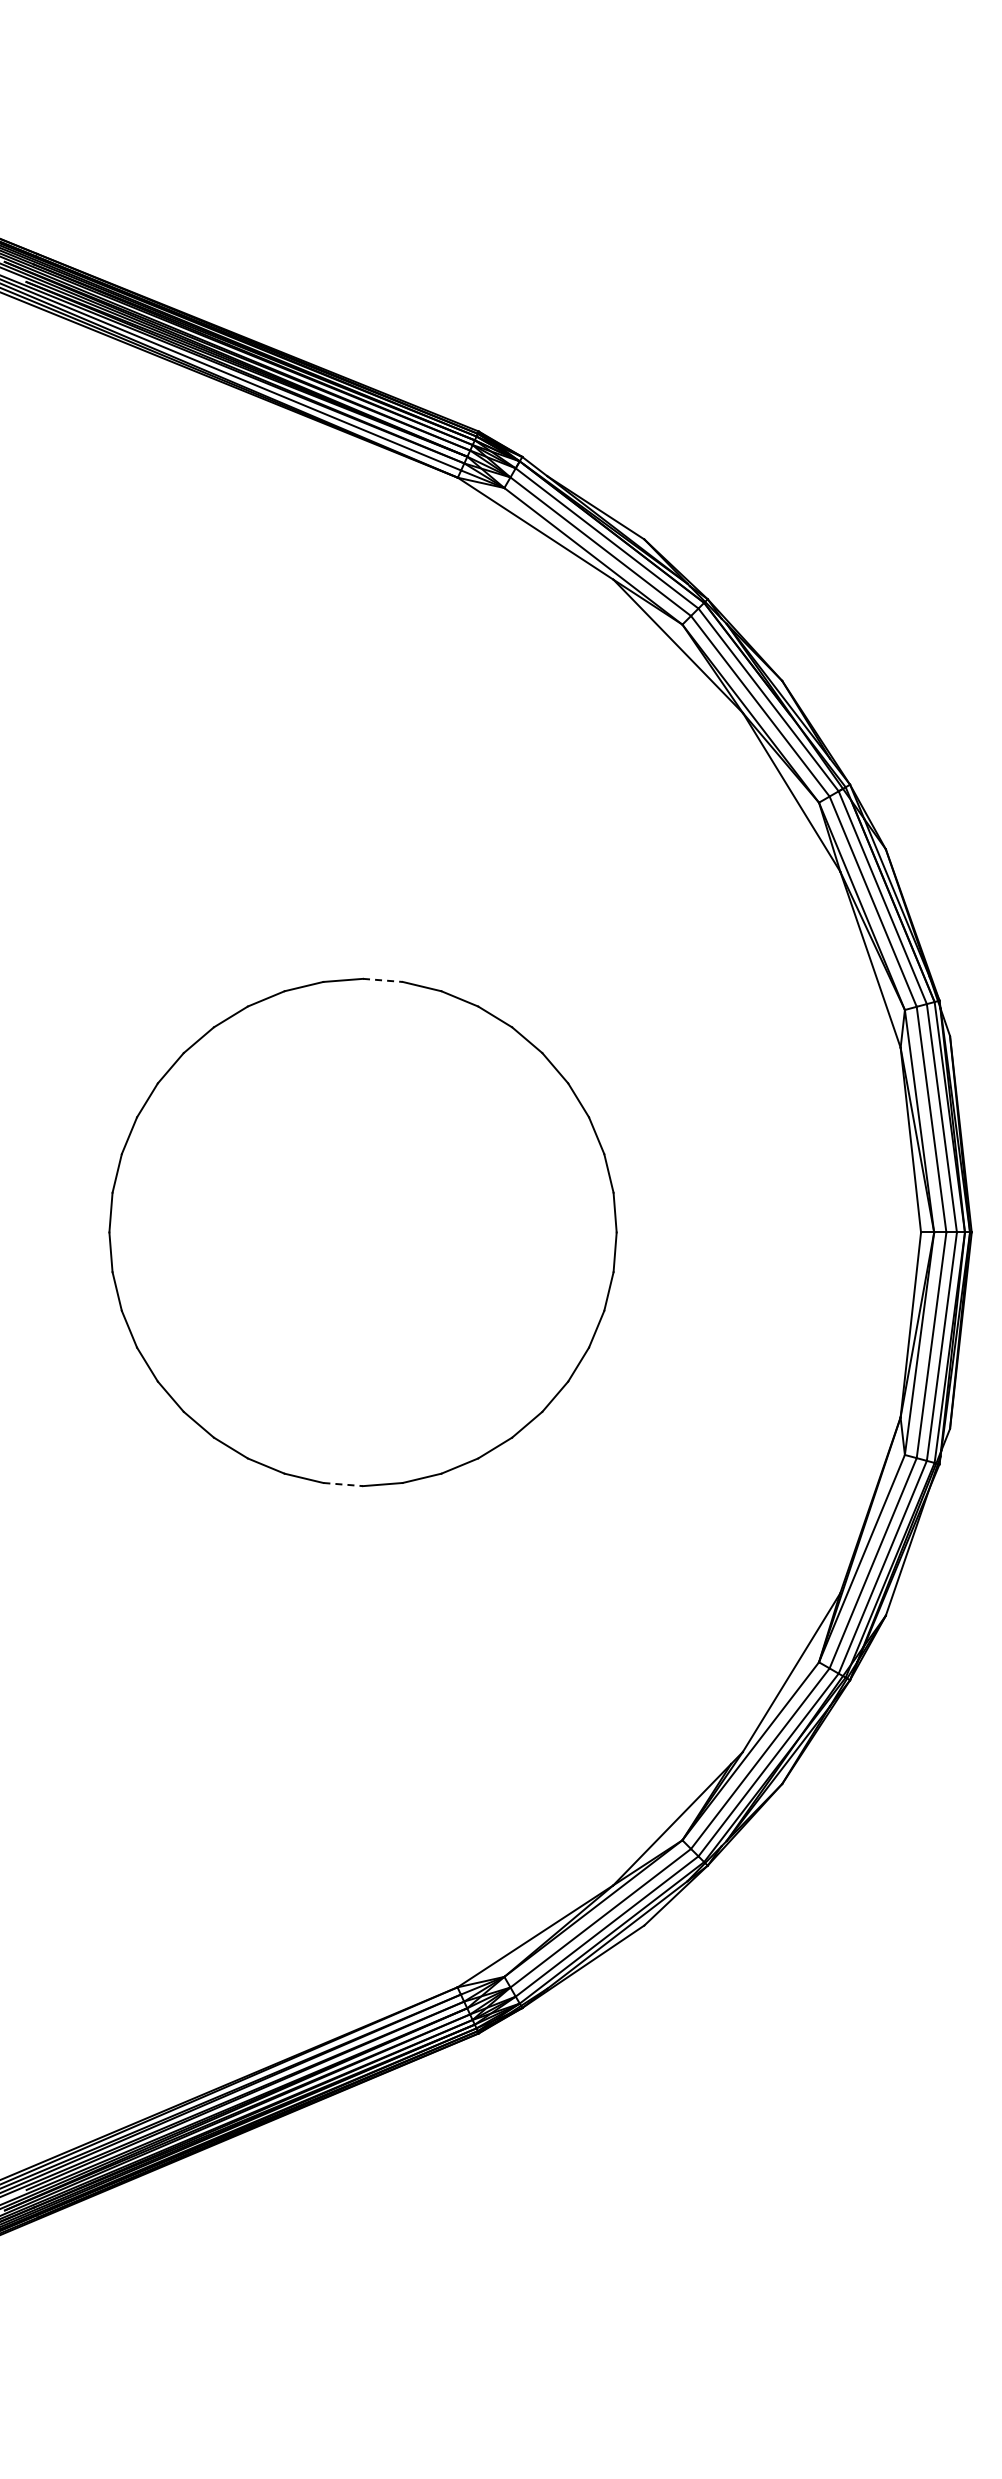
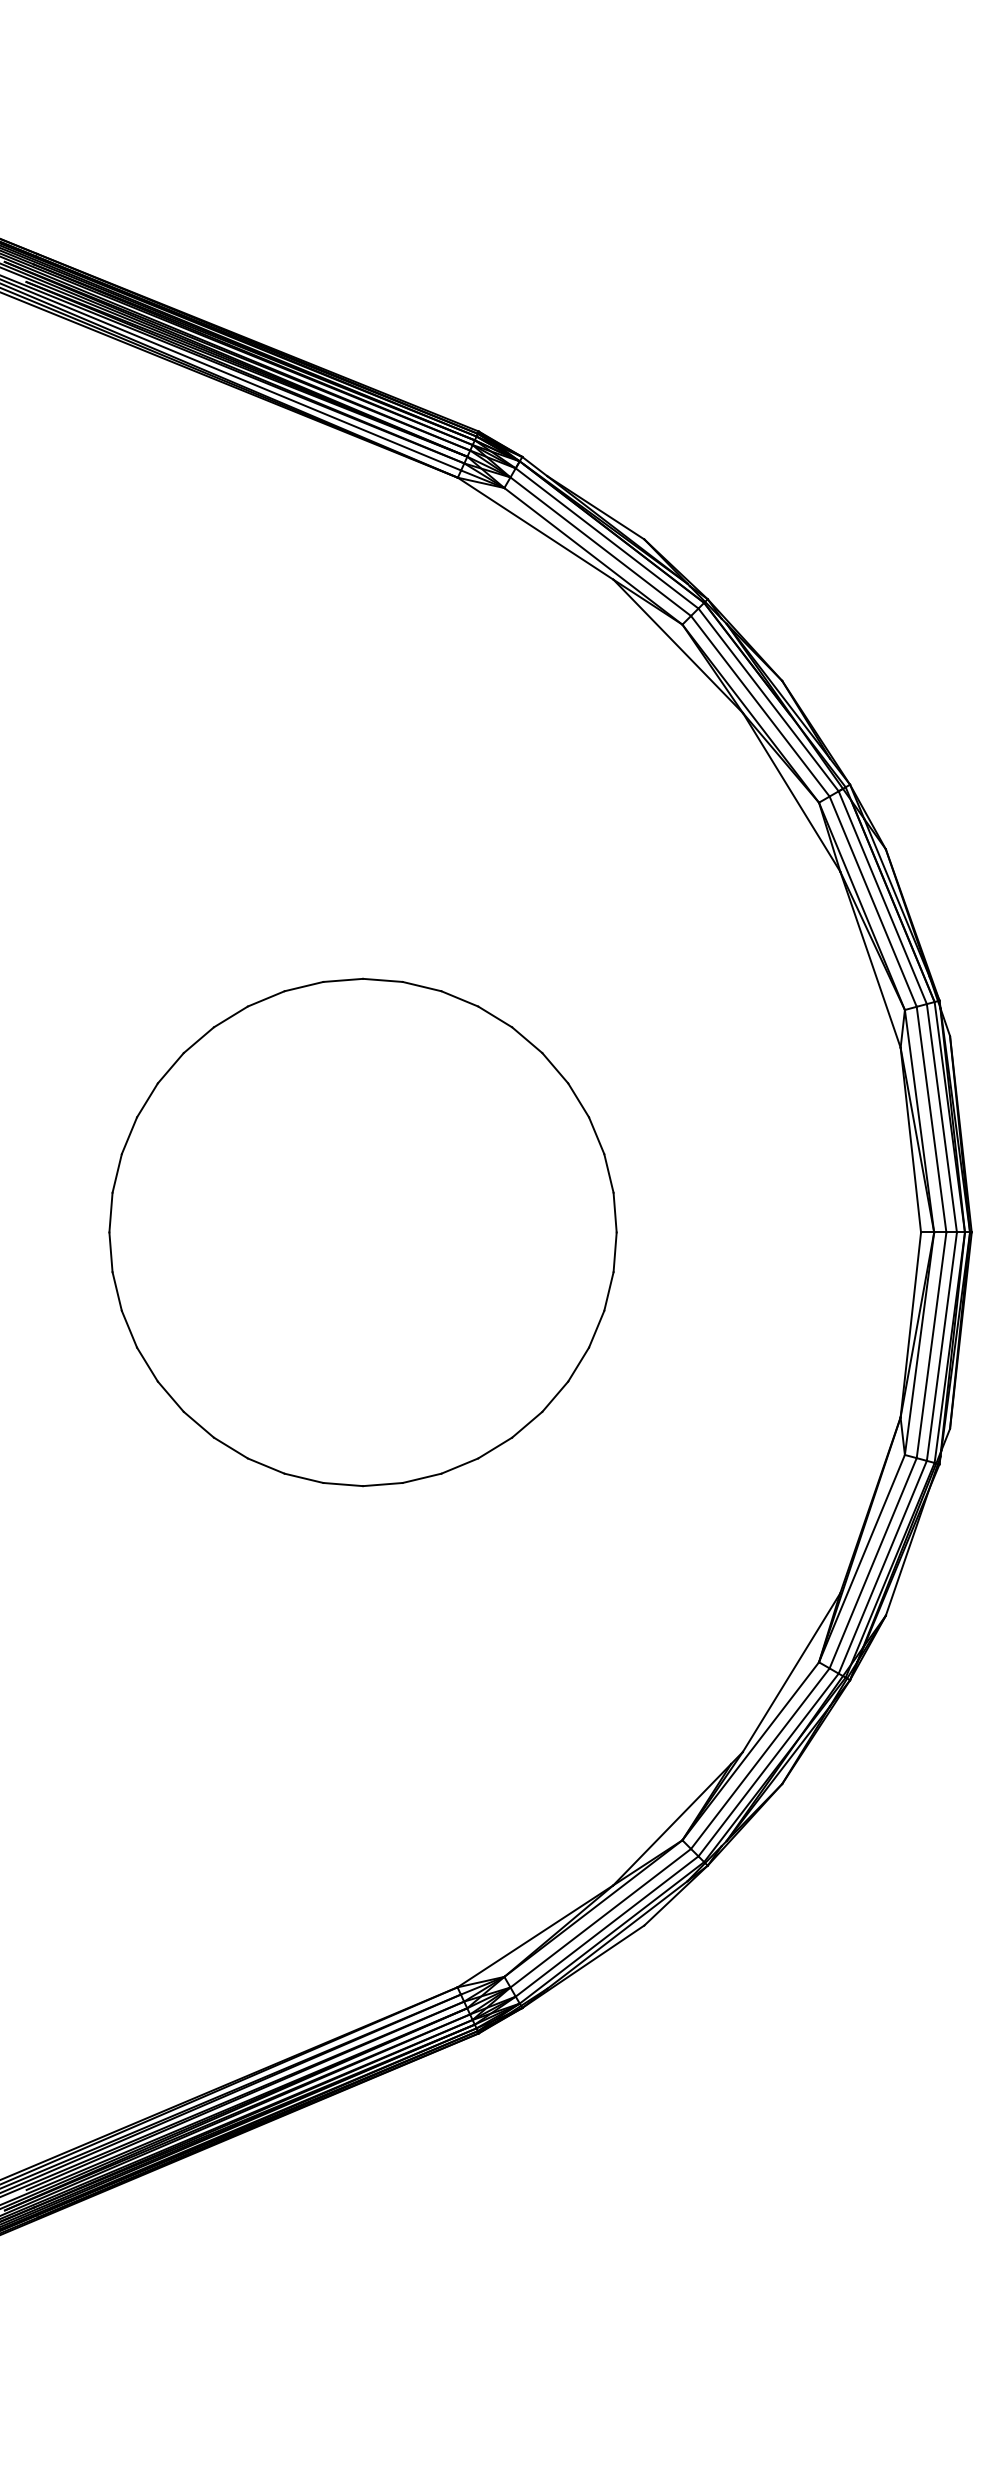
line: dashed -> solid (382, 980)
line: dashed -> solid (343, 1484)
